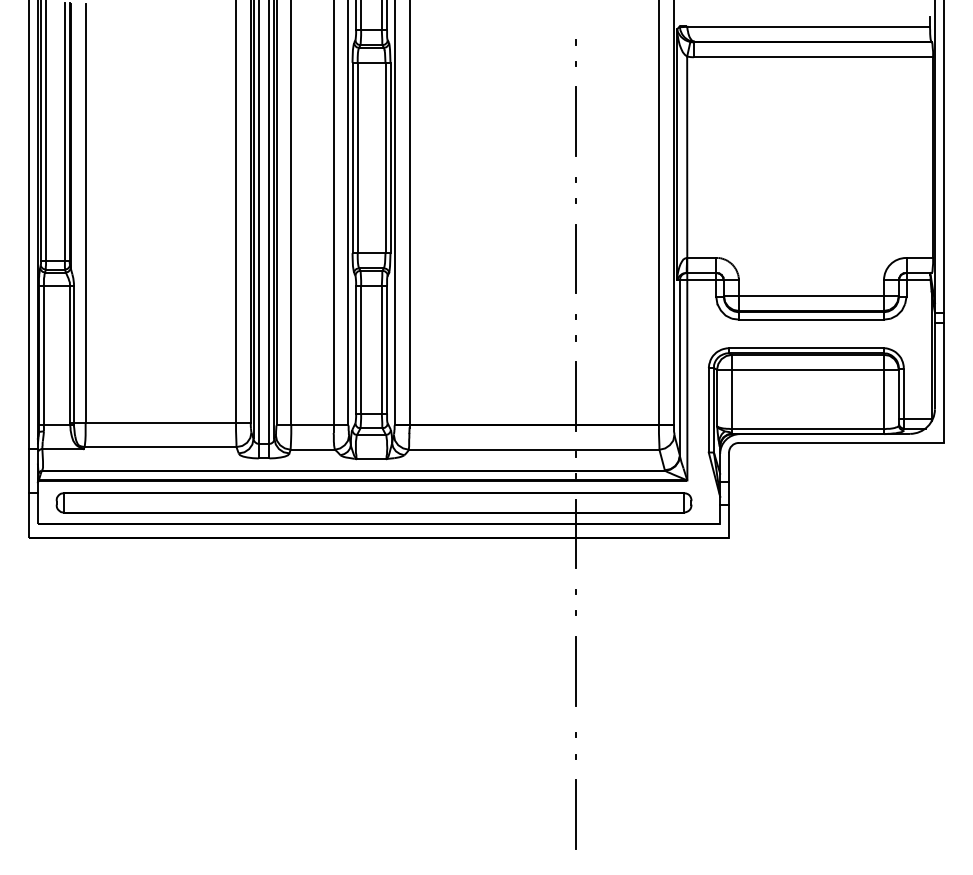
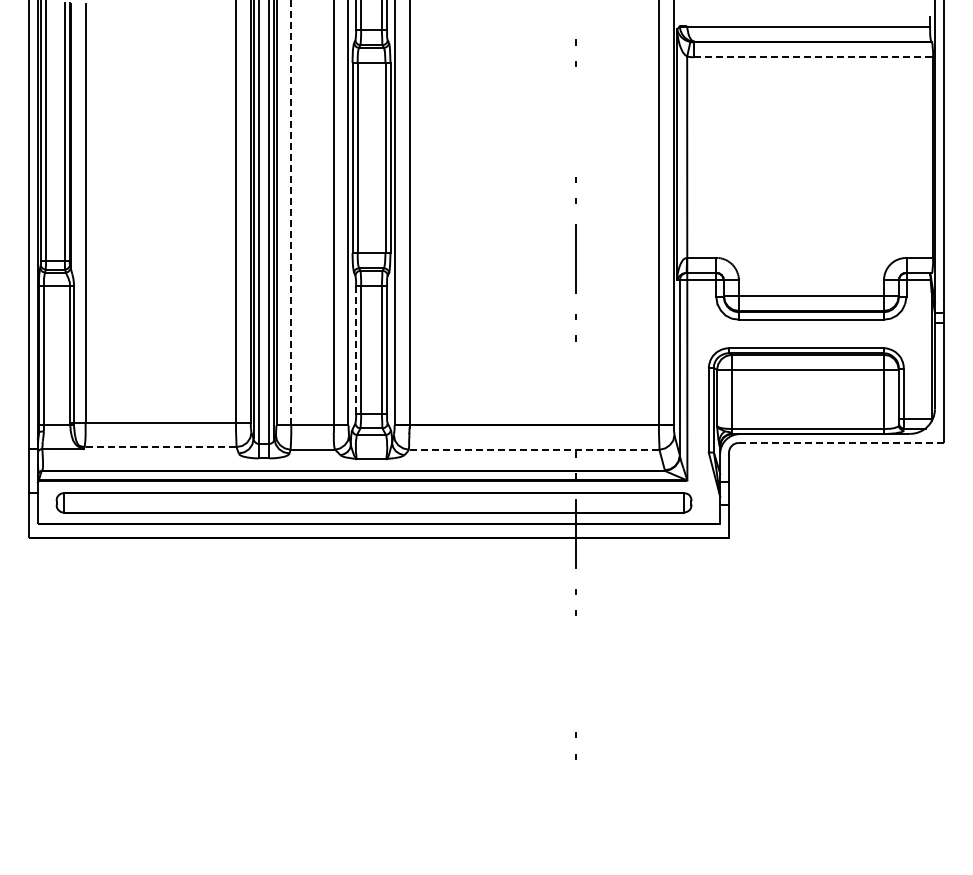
line: solid -> dashed (813, 57)
line: present -> none (575, 121)
line: solid -> dashed (291, 212)
line: solid -> dashed (356, 349)
line: present -> none (576, 396)
line: solid -> dashed (841, 442)
line: solid -> dashed (160, 447)
line: solid -> dashed (533, 449)
line: present -> none (576, 670)
line: present -> none (576, 814)
